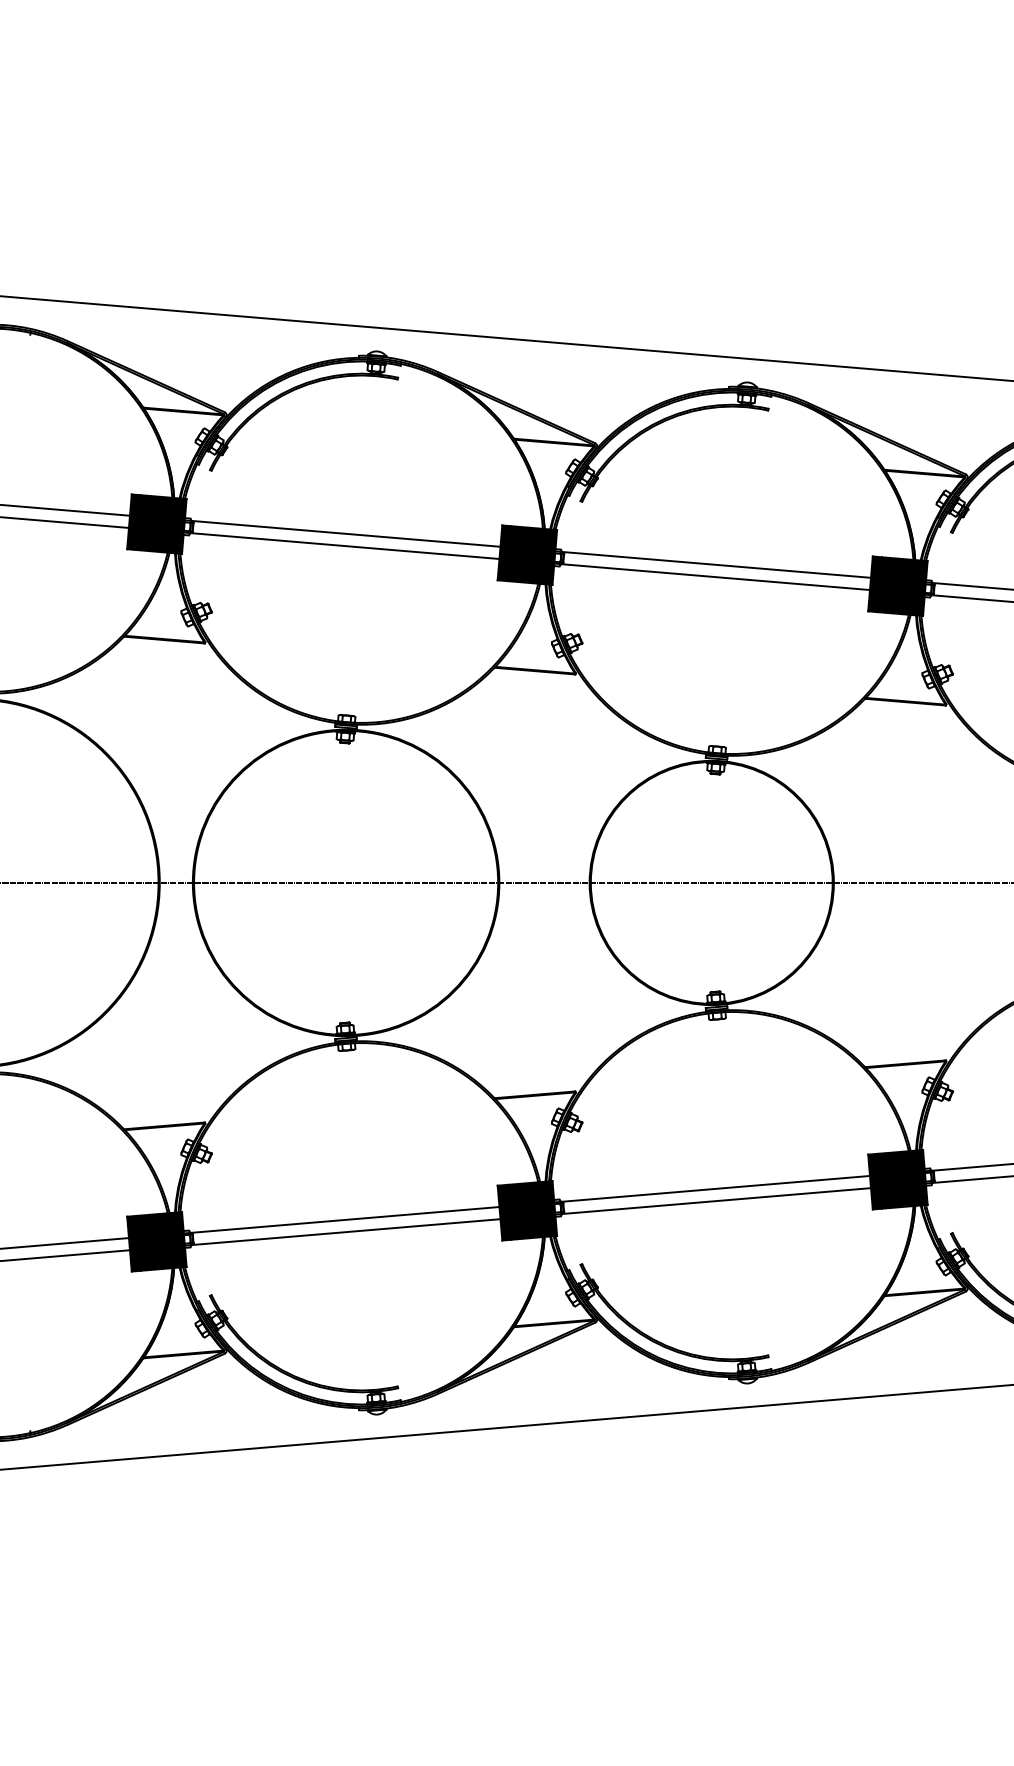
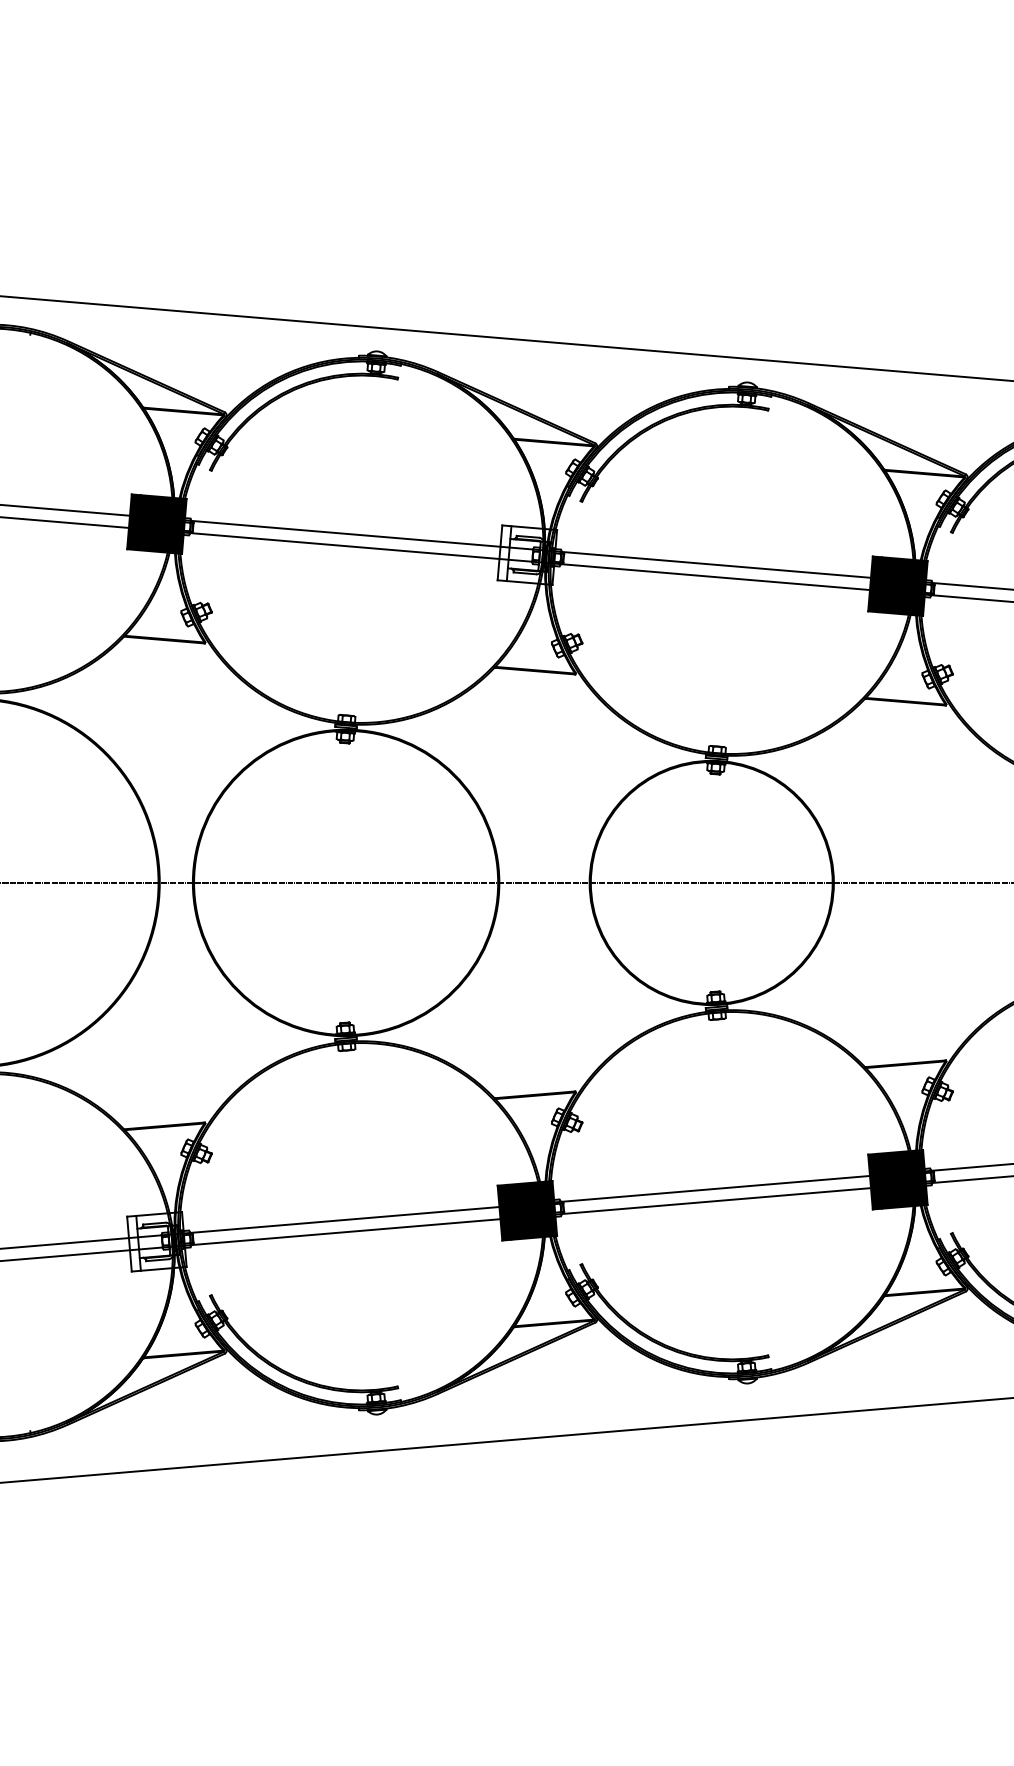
fill: present -> none (527, 554)
fill: present -> none (156, 1241)
line position: (506, 1427) -> (506, 1440) (506, 1440)
